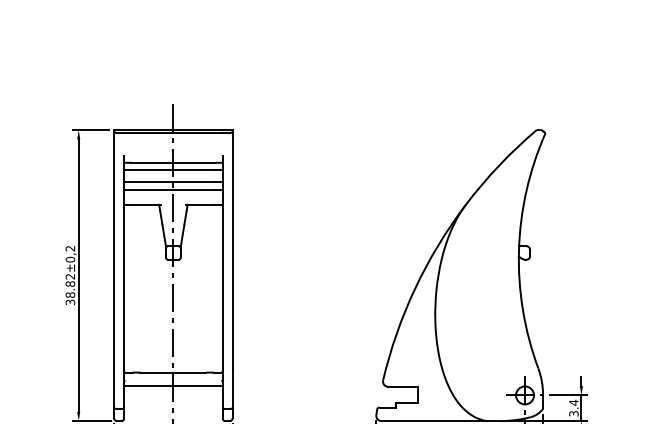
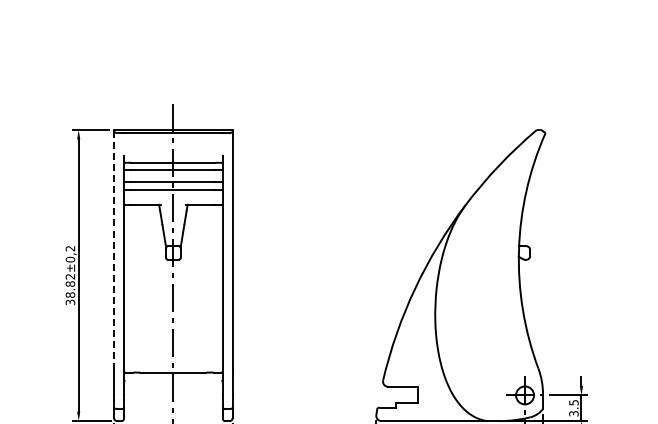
line: solid -> dashed (114, 249)
line: present -> none (172, 386)
text: 3.4 -> 3.5 (573, 402)
